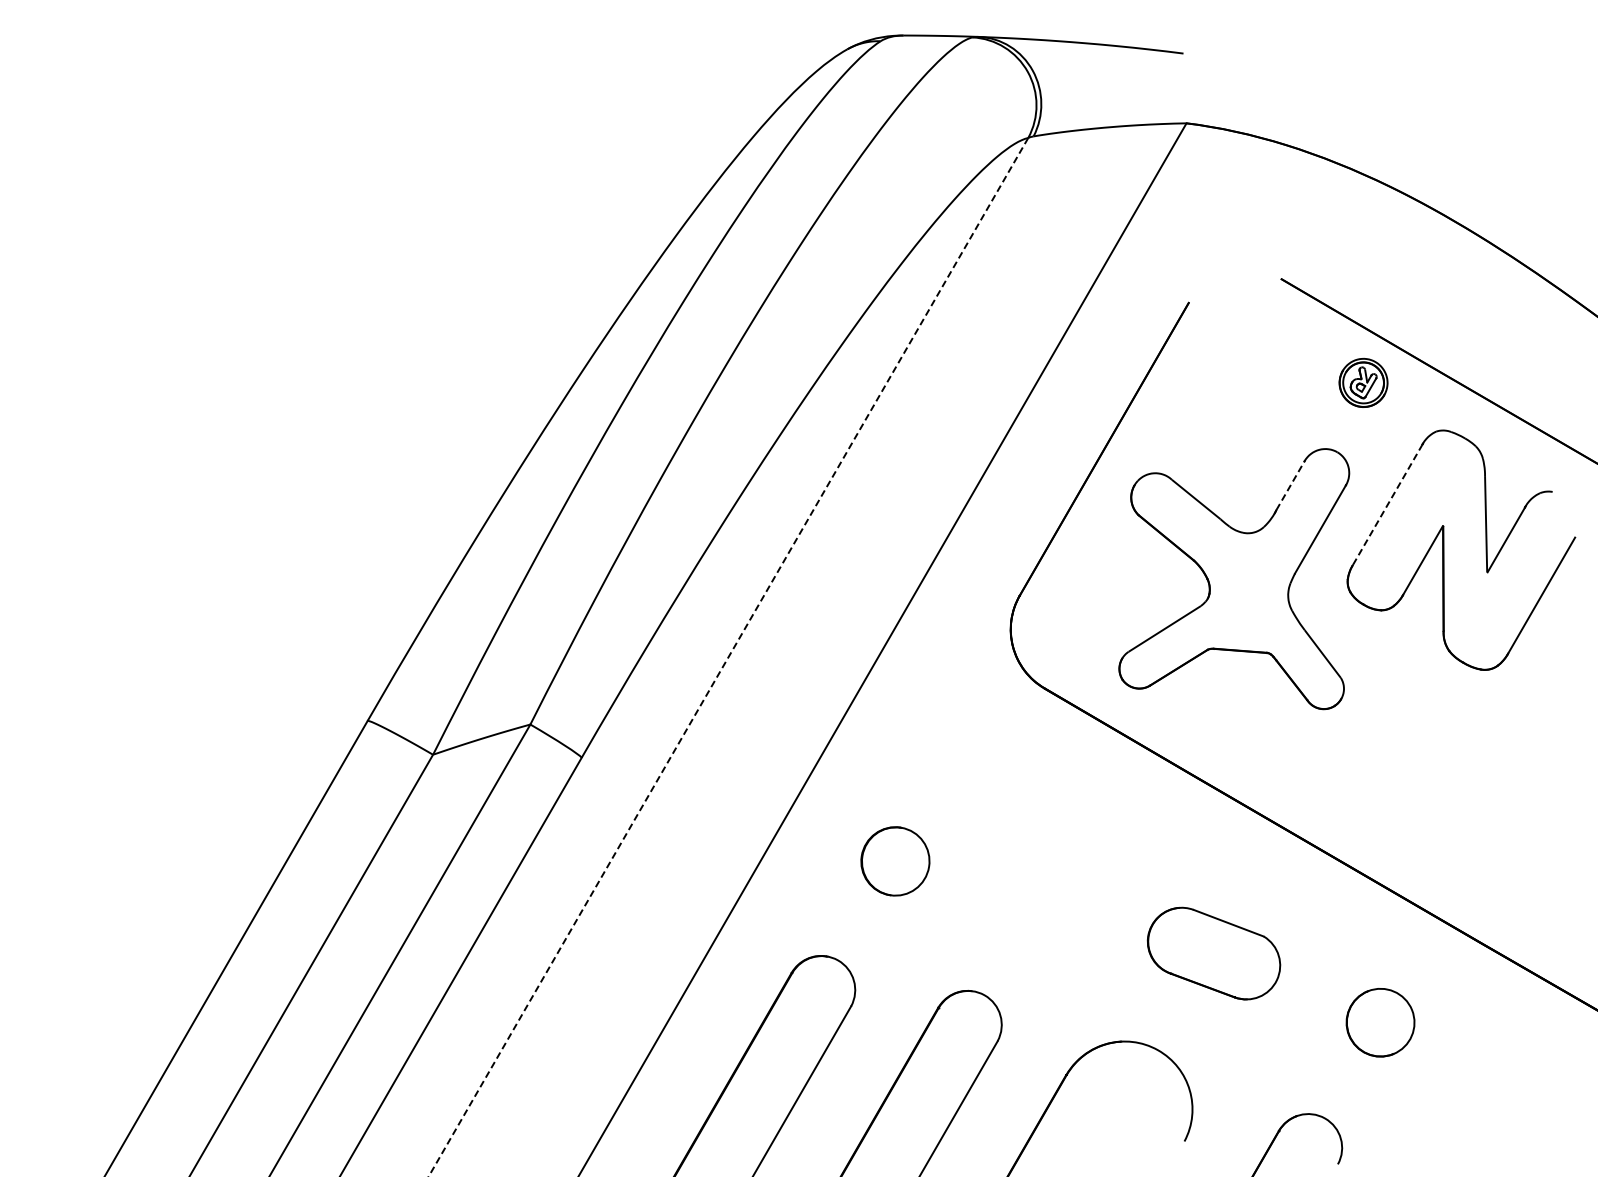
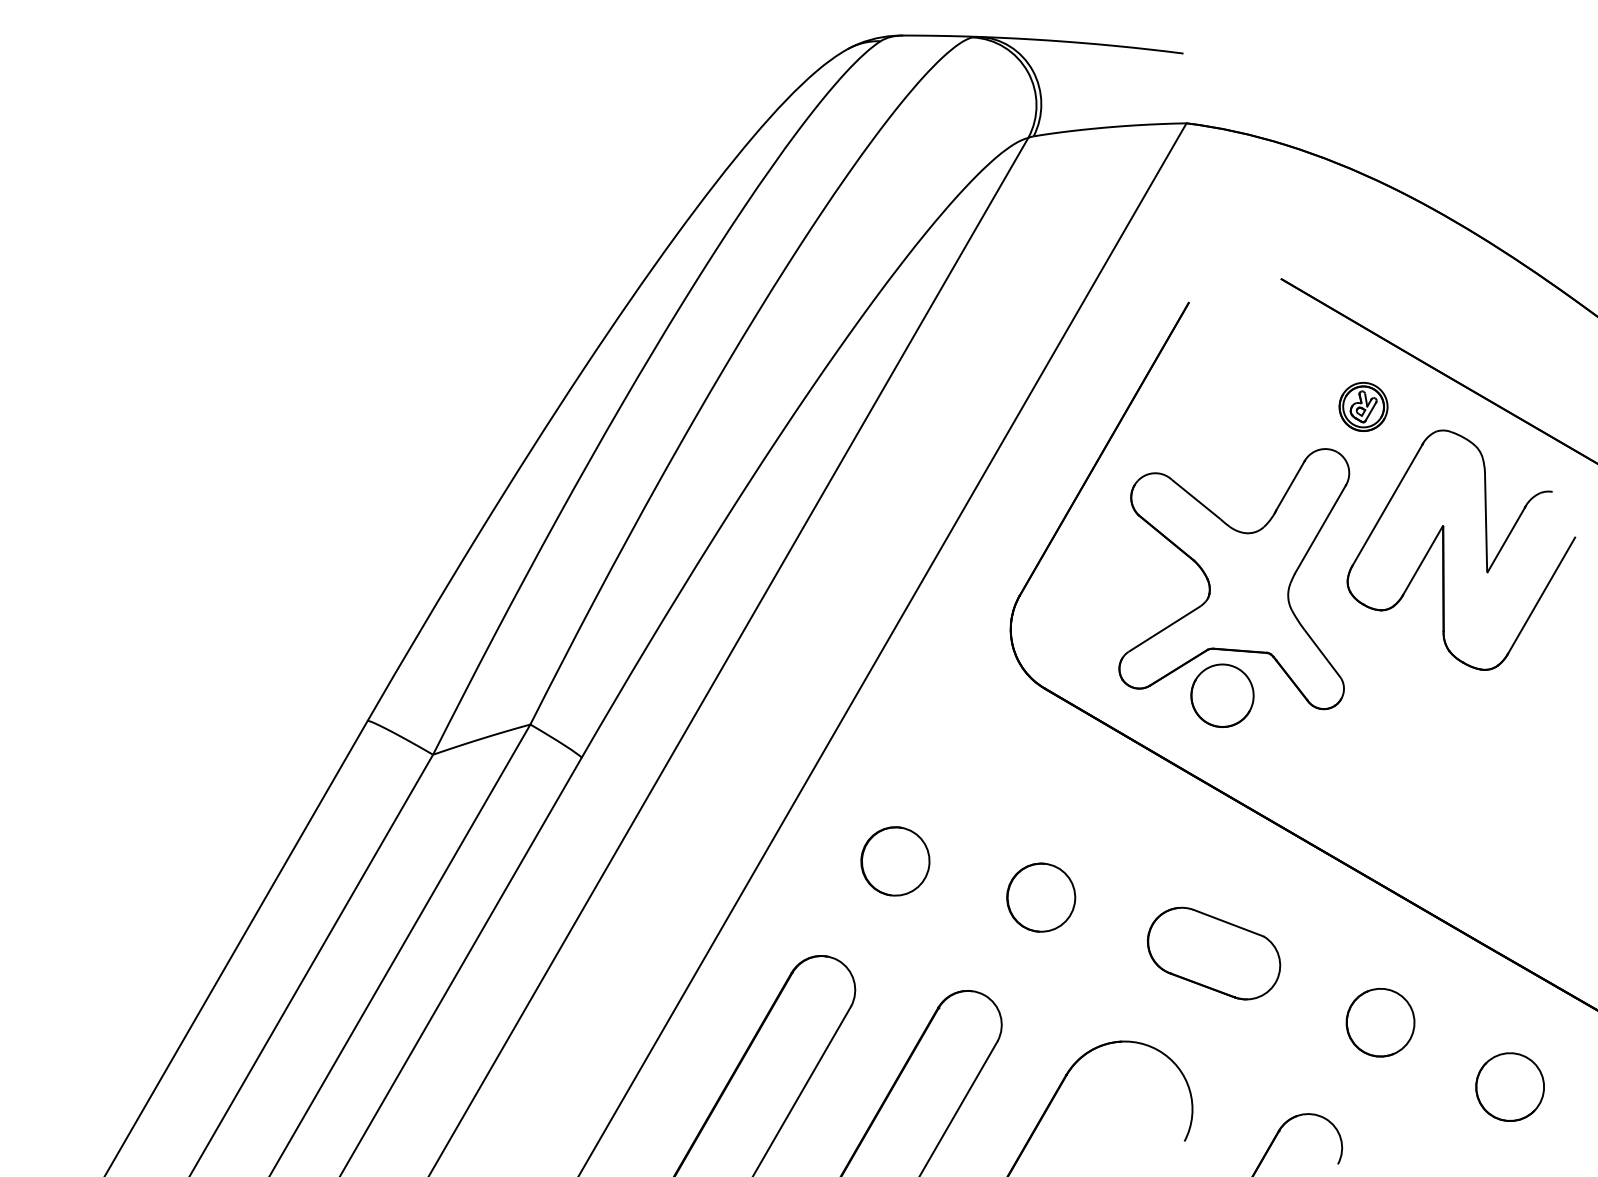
part position: (1363, 382) -> (1363, 406) (1363, 406)
line: dashed -> solid (1290, 485)
line: dashed -> solid (1387, 505)
line: dashed -> solid (728, 657)
part: none -> present (1222, 695)
part: none -> present (1041, 897)
part: none -> present (1509, 1086)
